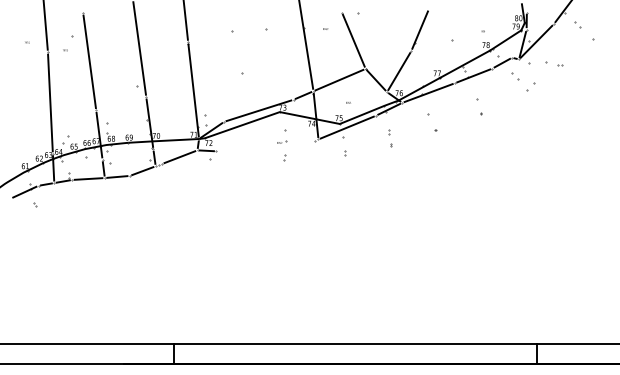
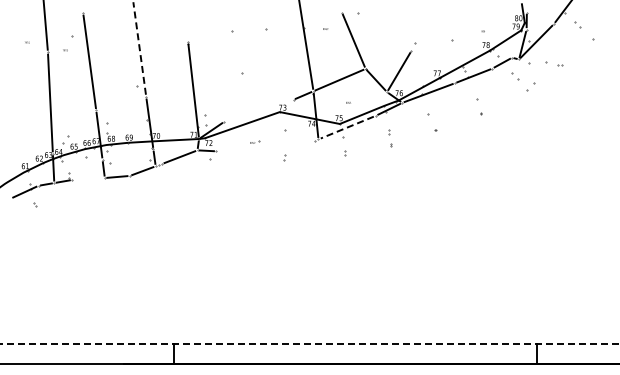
line: present -> none (185, 20)
line: present -> none (419, 29)
line: solid -> dashed (139, 48)
line: present -> none (258, 110)
line: solid -> dashed (347, 127)
part position: (282, 141) -> (255, 141) (255, 141)
line: present -> none (88, 178)
line: solid -> dashed (310, 344)
